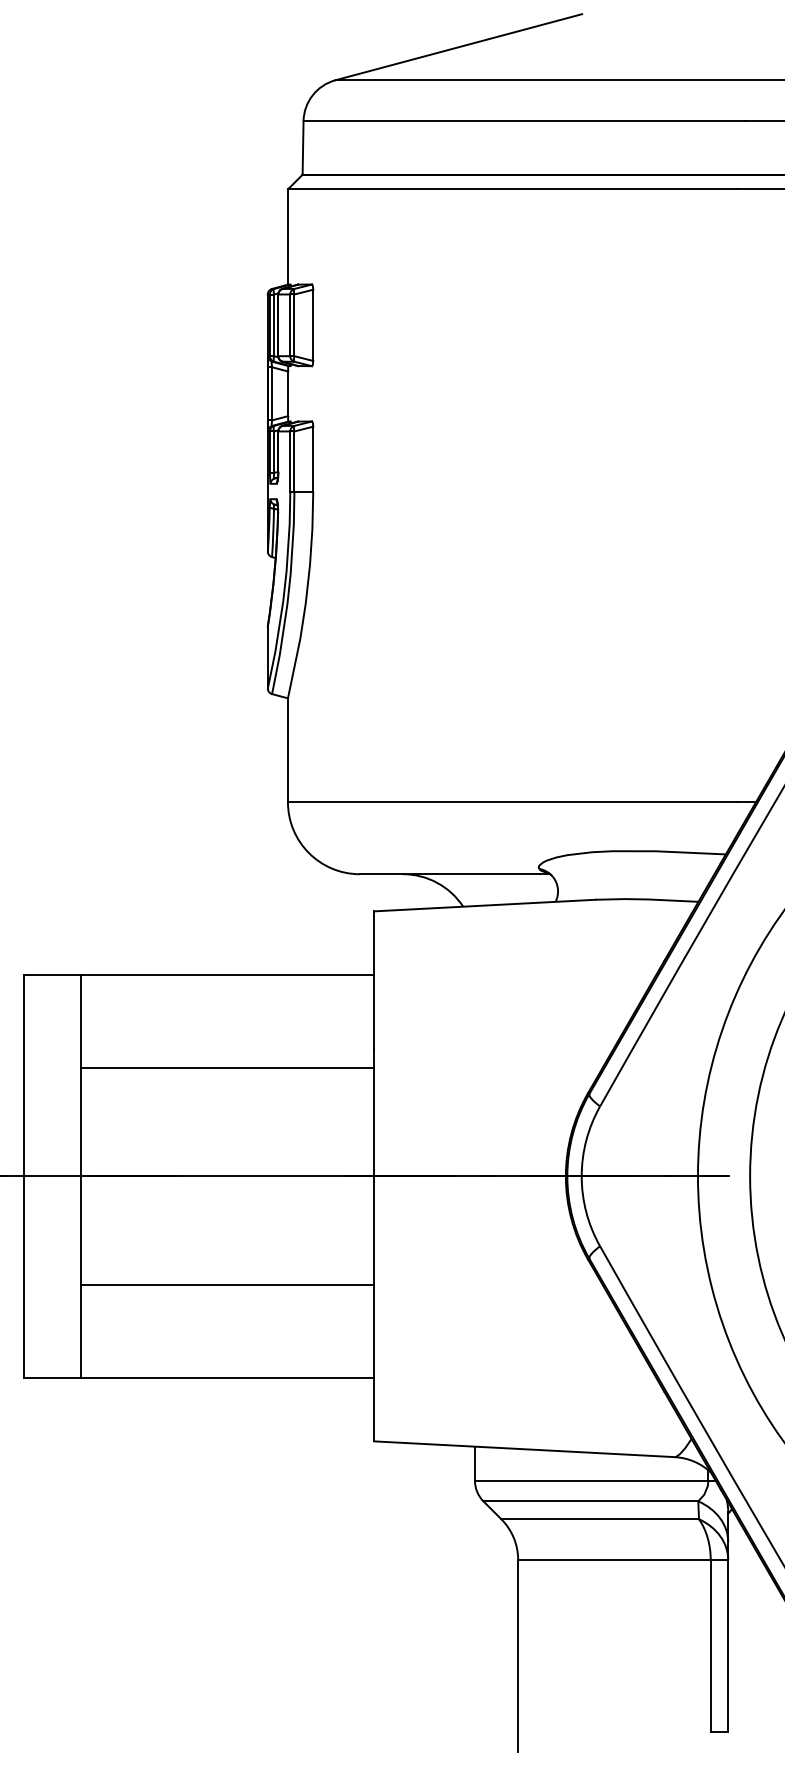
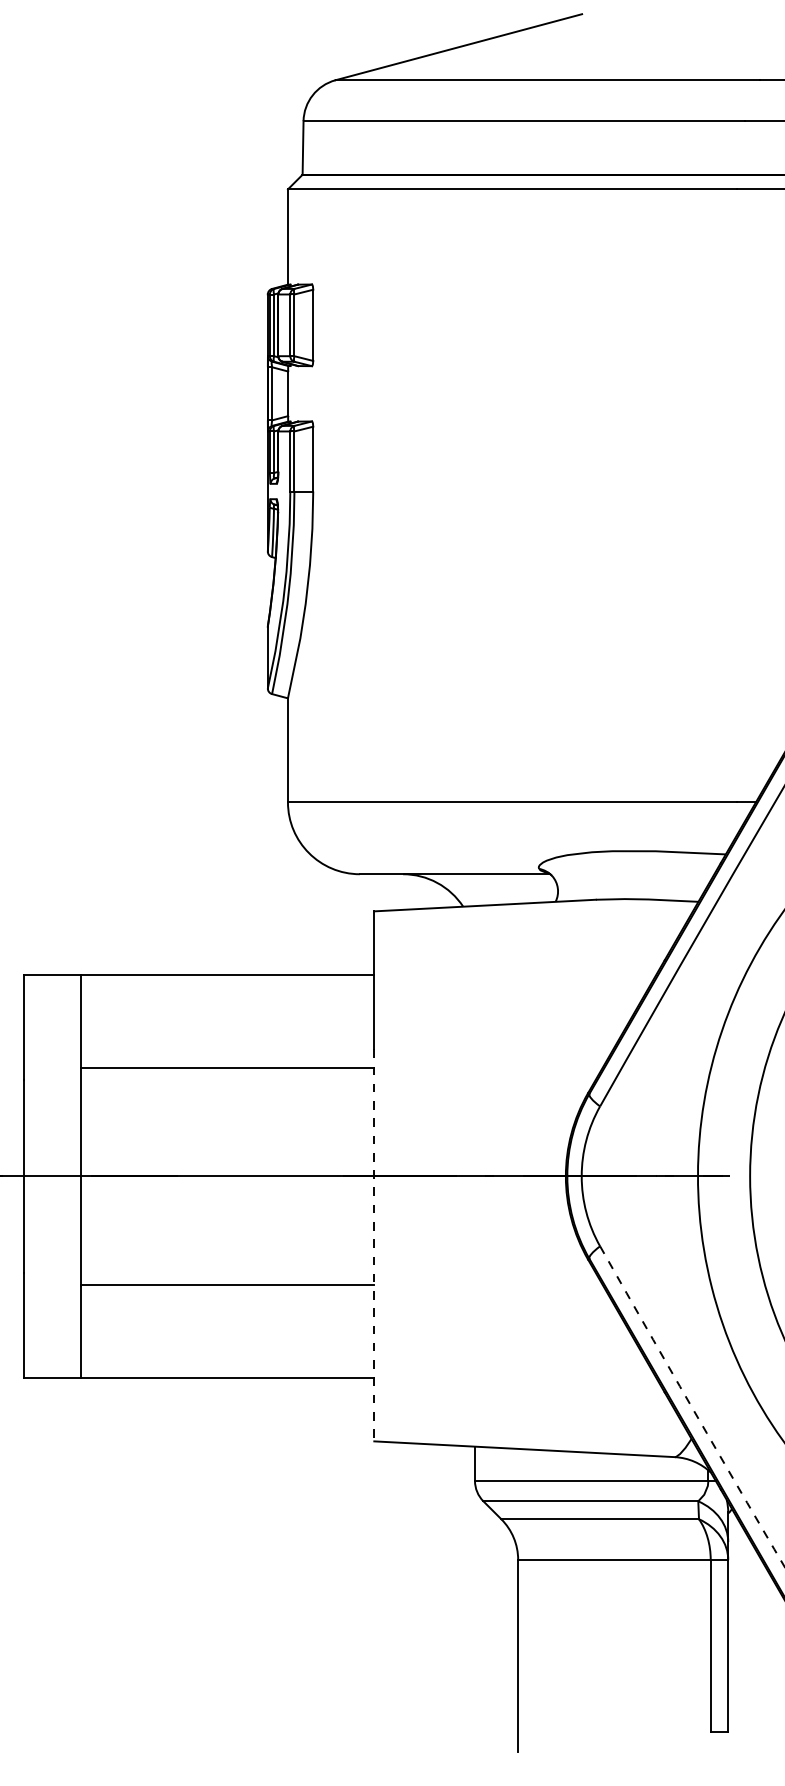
line: solid -> dashed (374, 1245)
arc: solid -> dashed (692, 1407)
